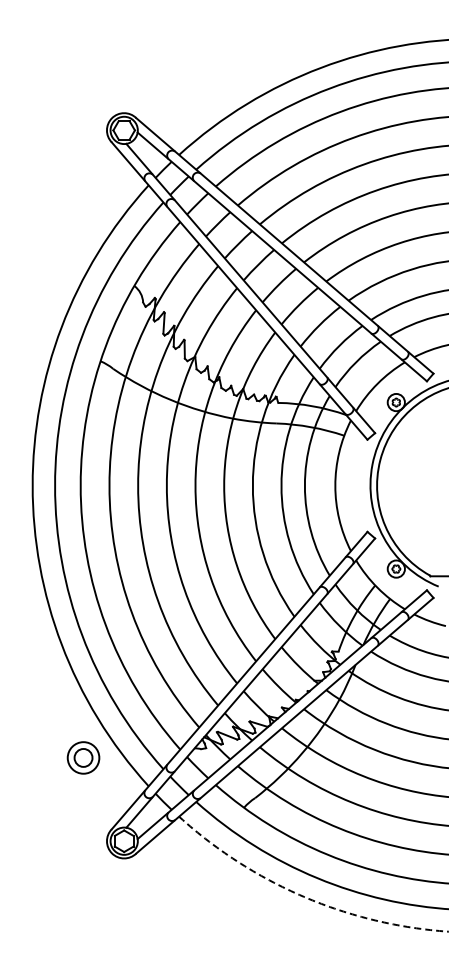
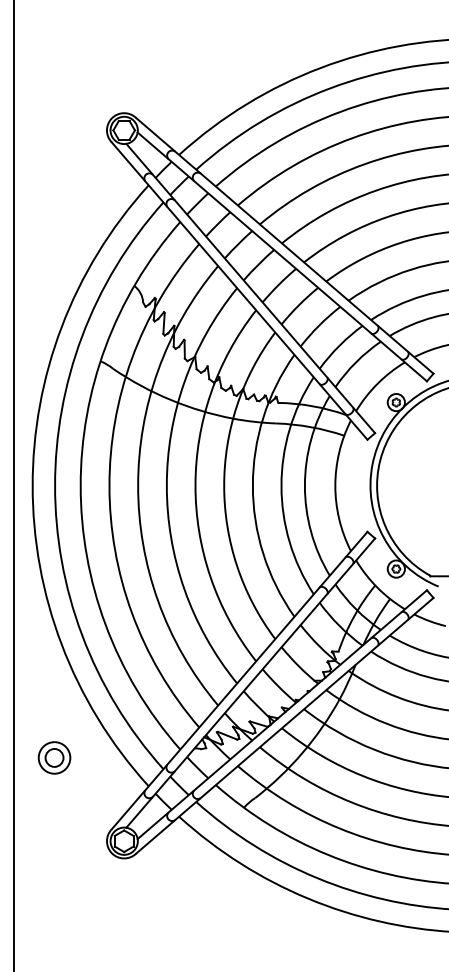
line: none -> present (13, 485)
part position: (83, 757) -> (54, 757) (54, 757)
arc: dashed -> solid (303, 896)
